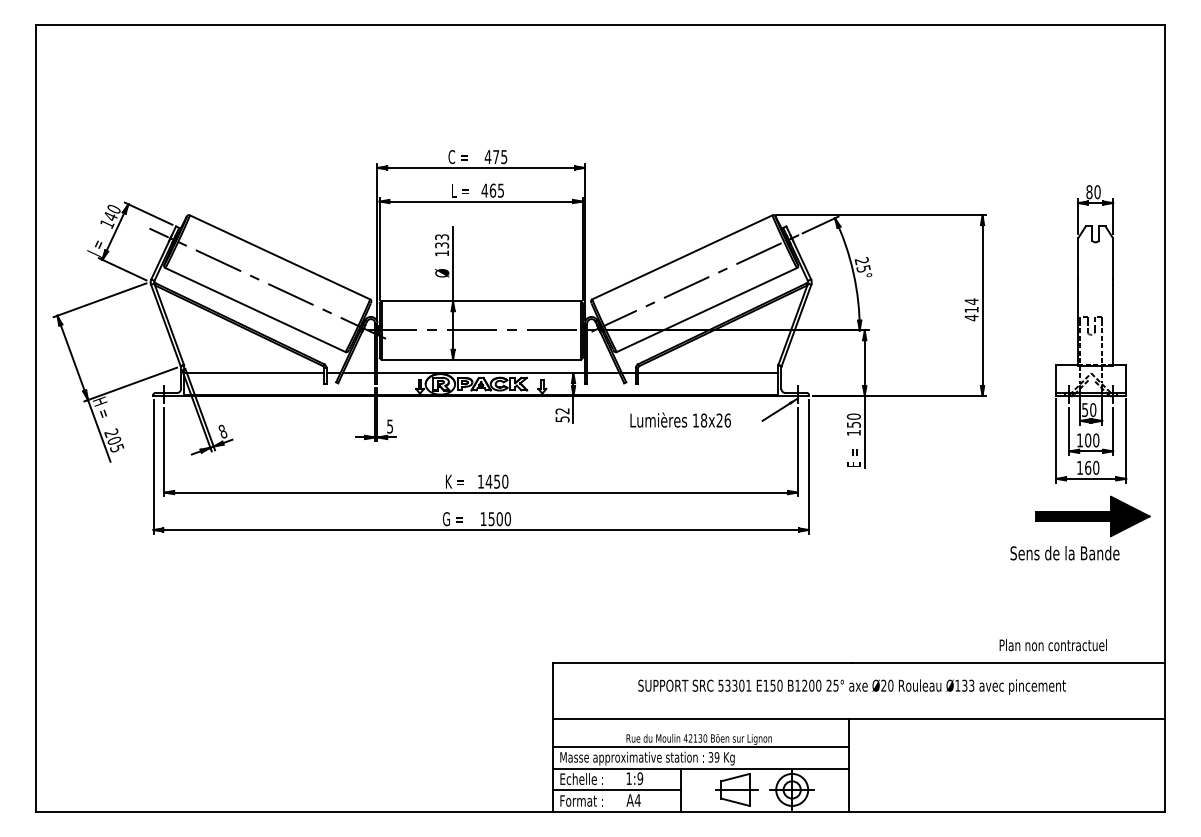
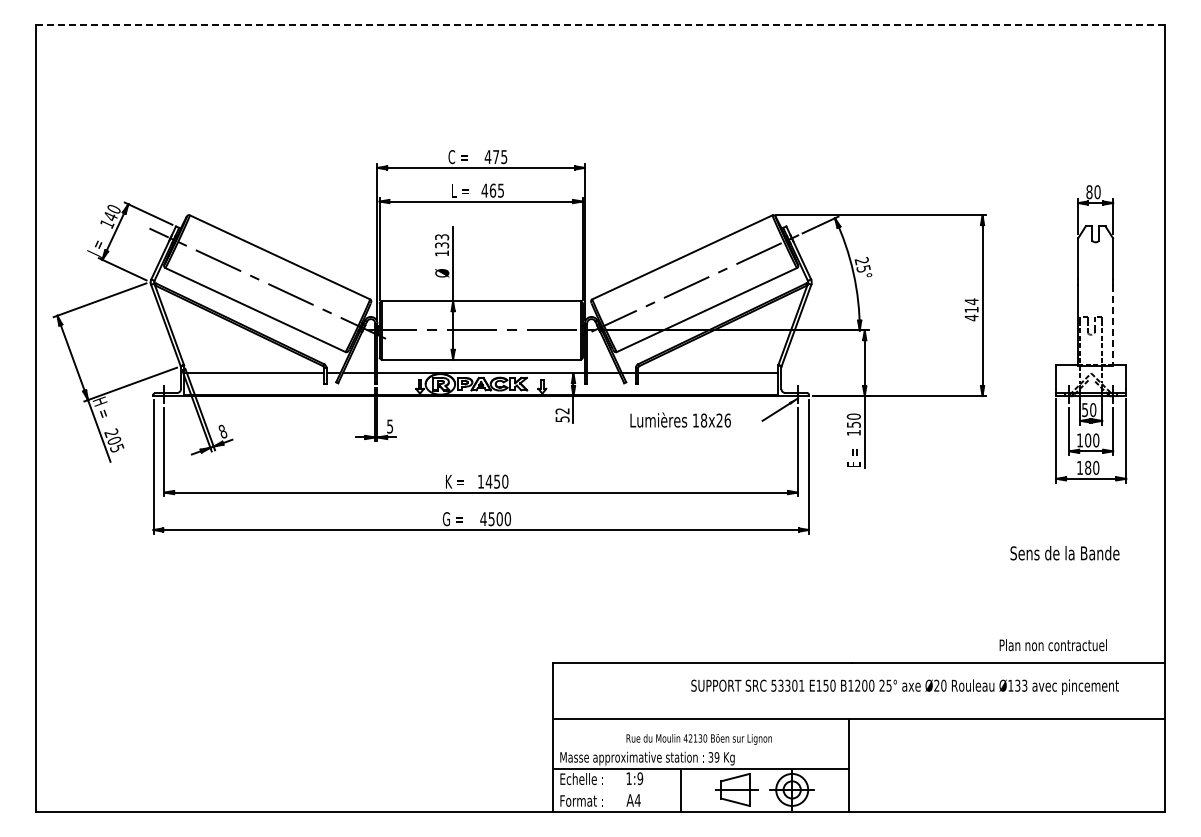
line: solid -> dashed (600, 24)
line: solid -> dashed (1113, 325)
text: 160 -> 180 (1088, 467)
part: present -> none (1092, 516)
text: 1500 -> 4500 (483, 518)
text position: (851, 686) -> (904, 686) (904, 686)
line: present -> none (700, 747)
line: present -> none (616, 790)
